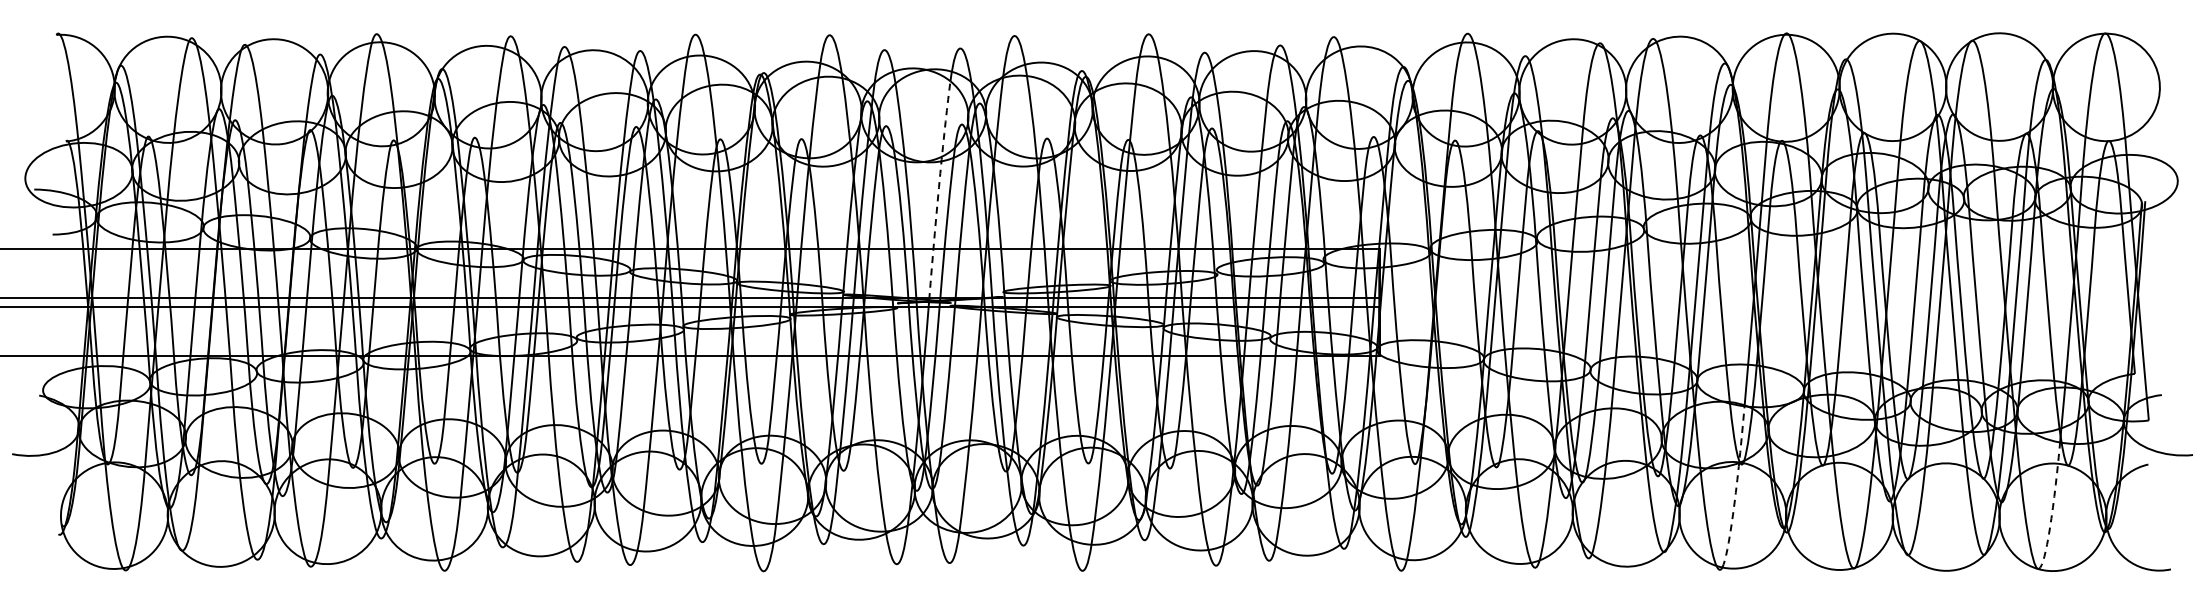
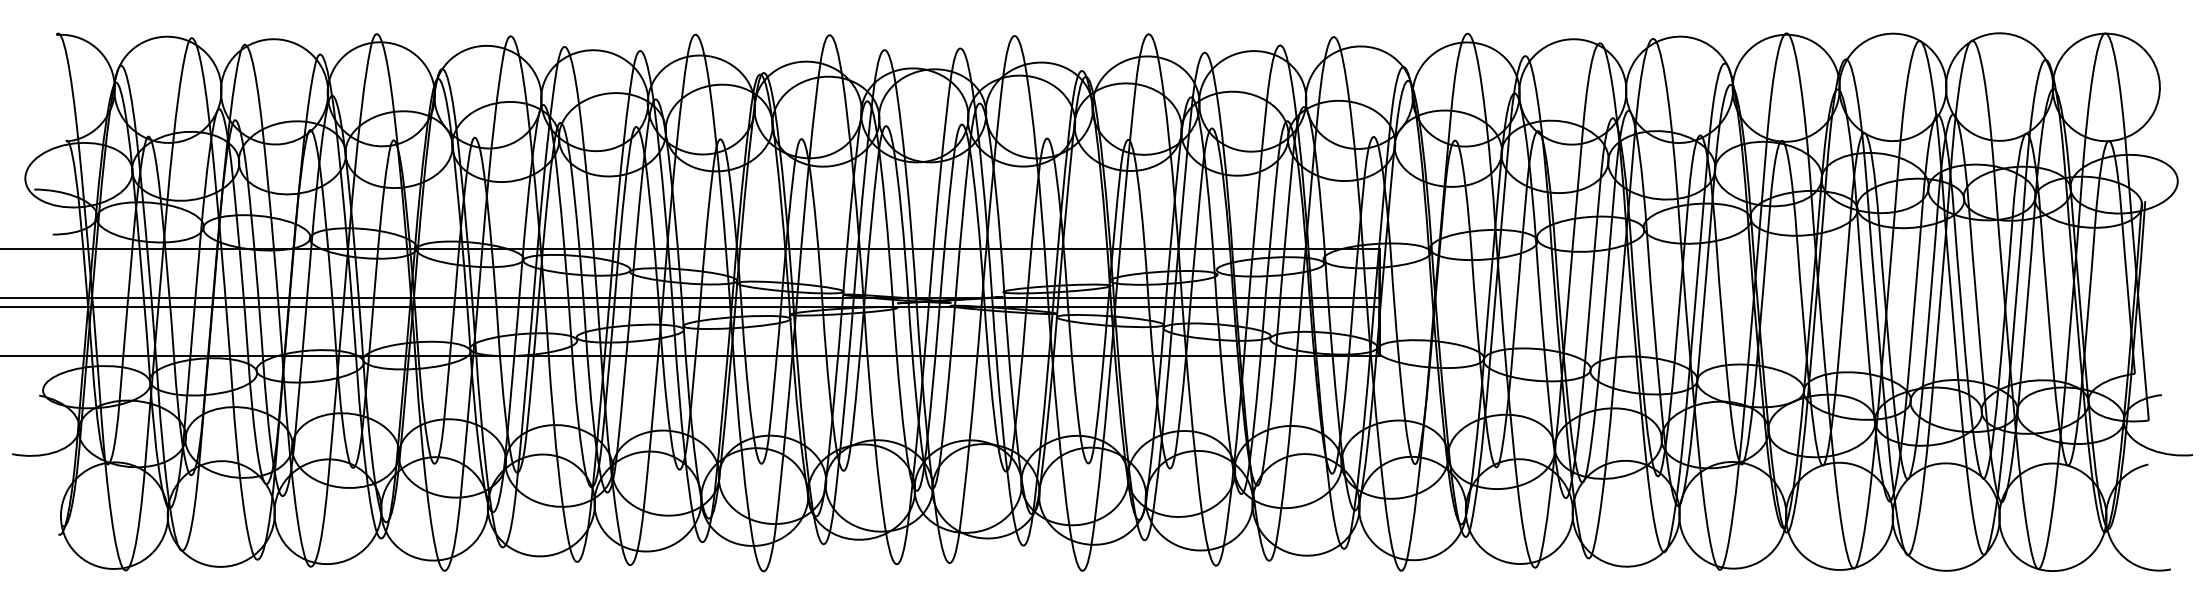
arc: dashed -> solid (938, 187)
arc: dashed -> solid (1735, 491)
arc: dashed -> solid (2052, 509)
